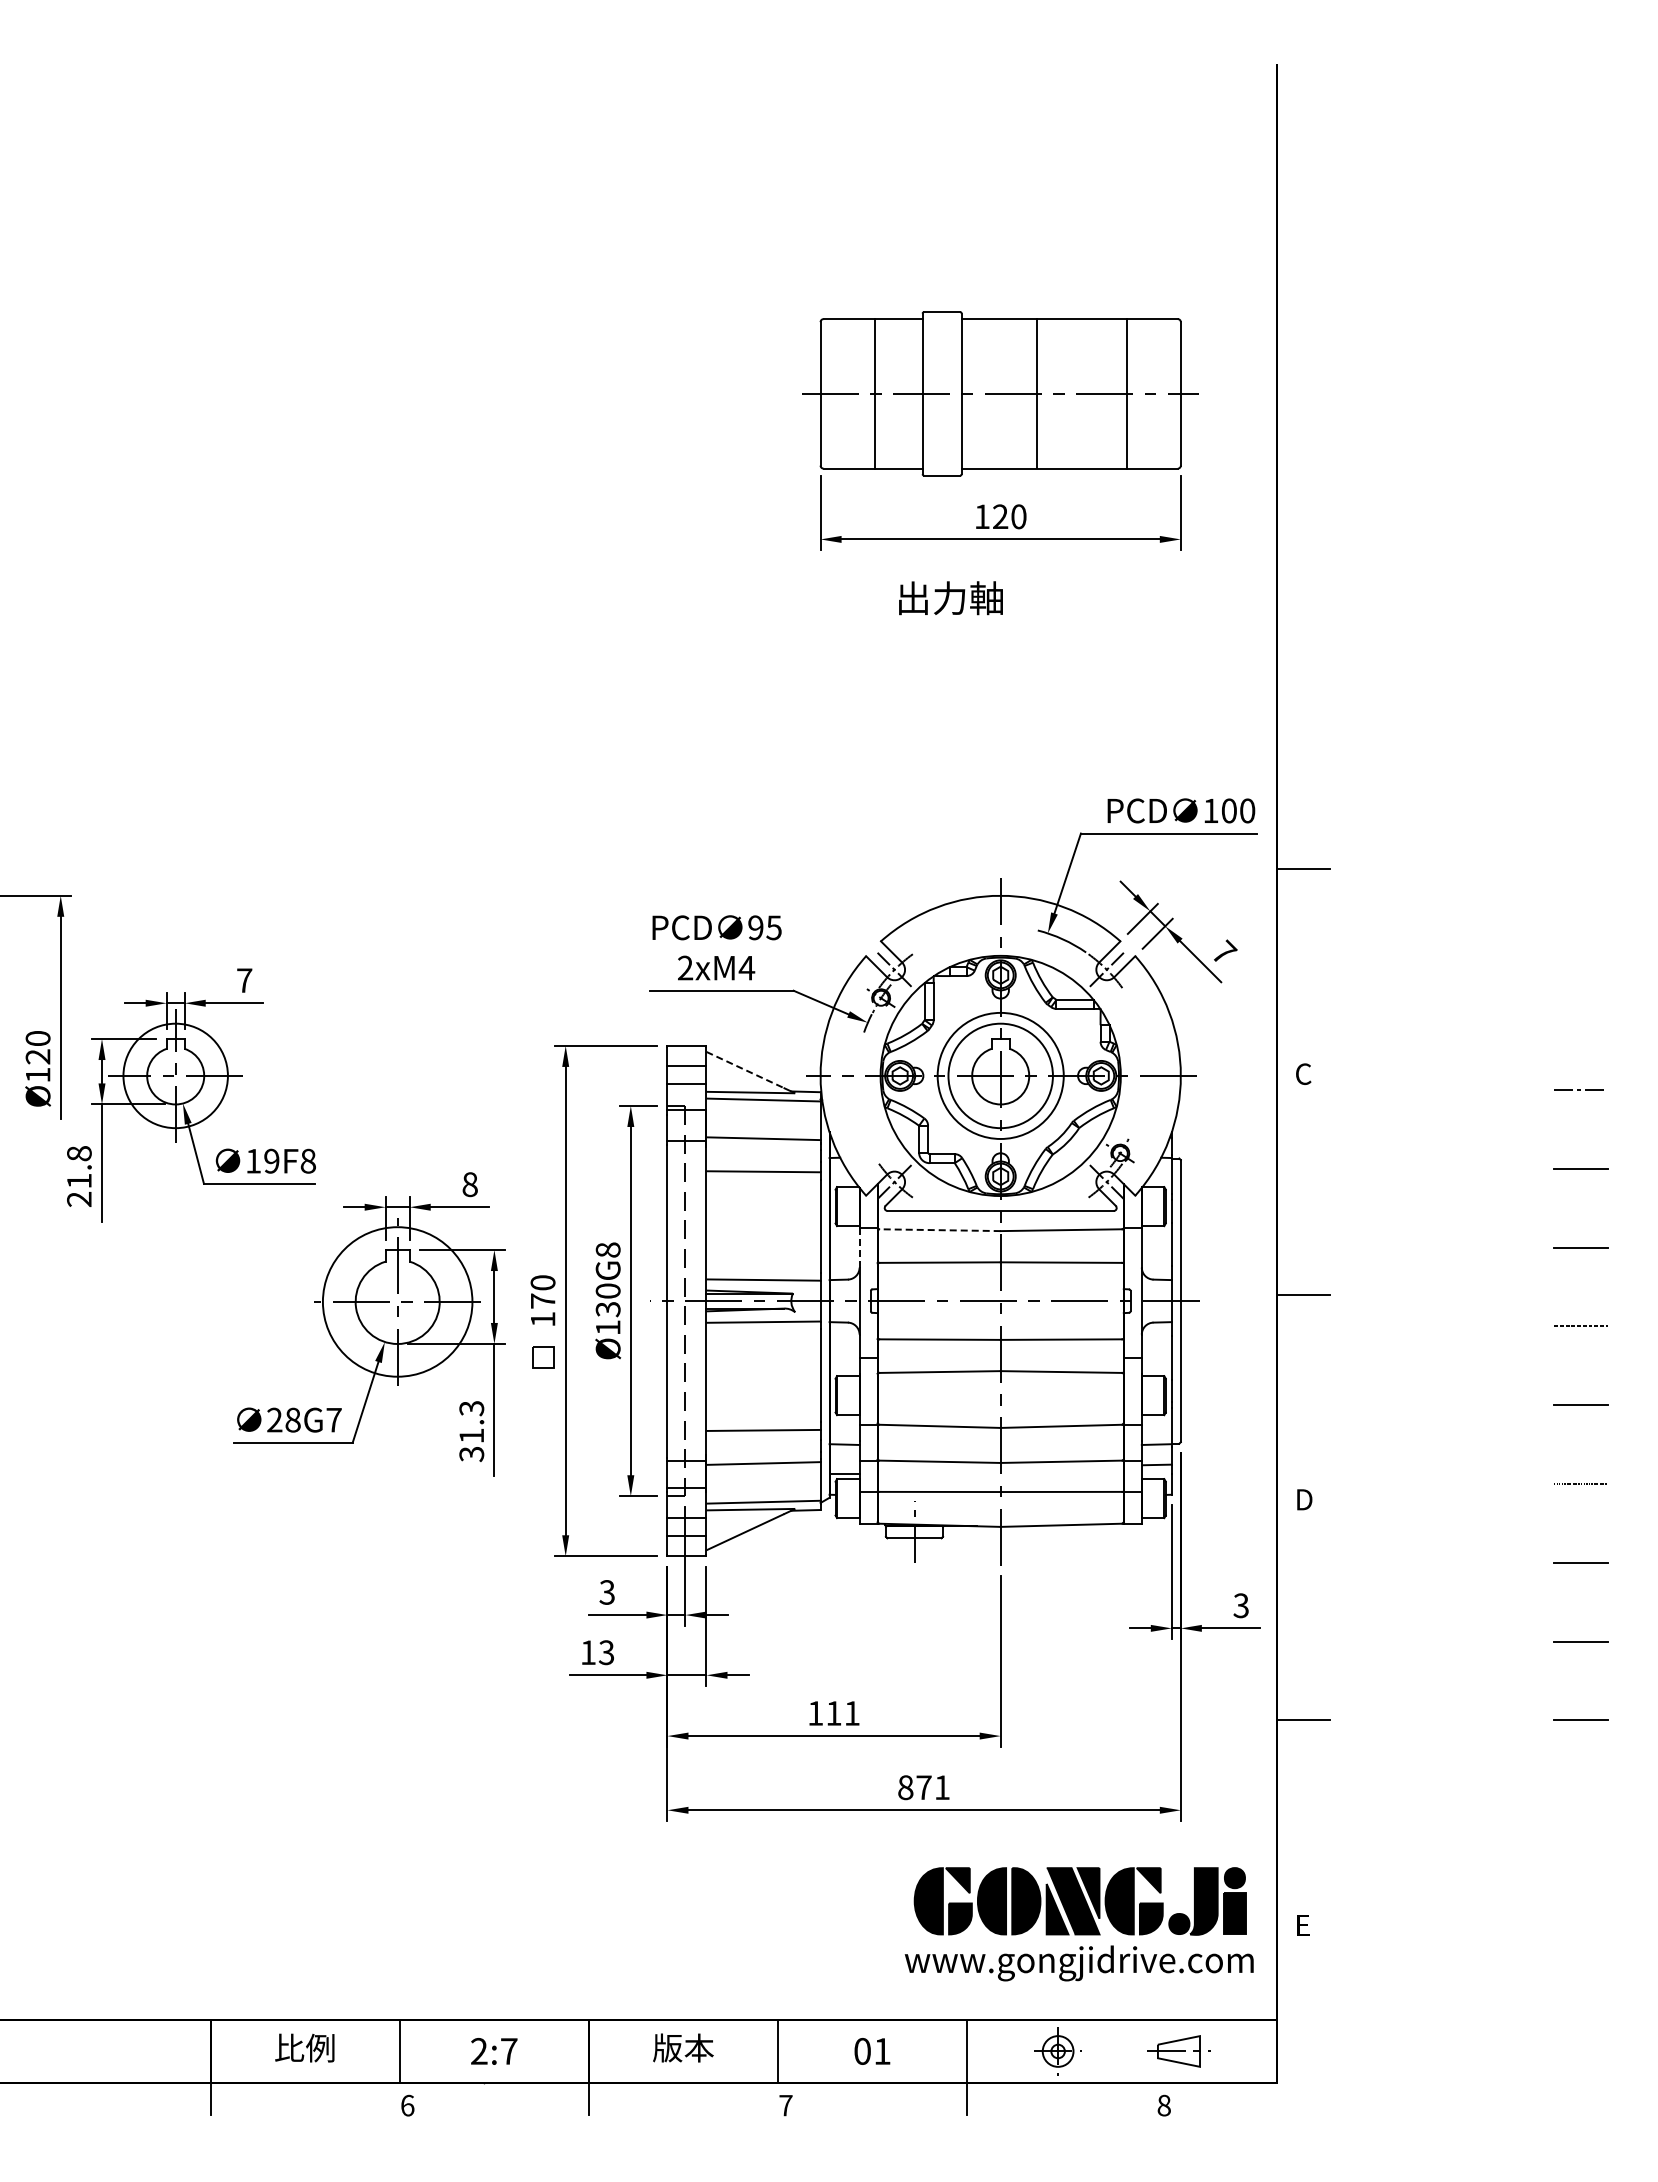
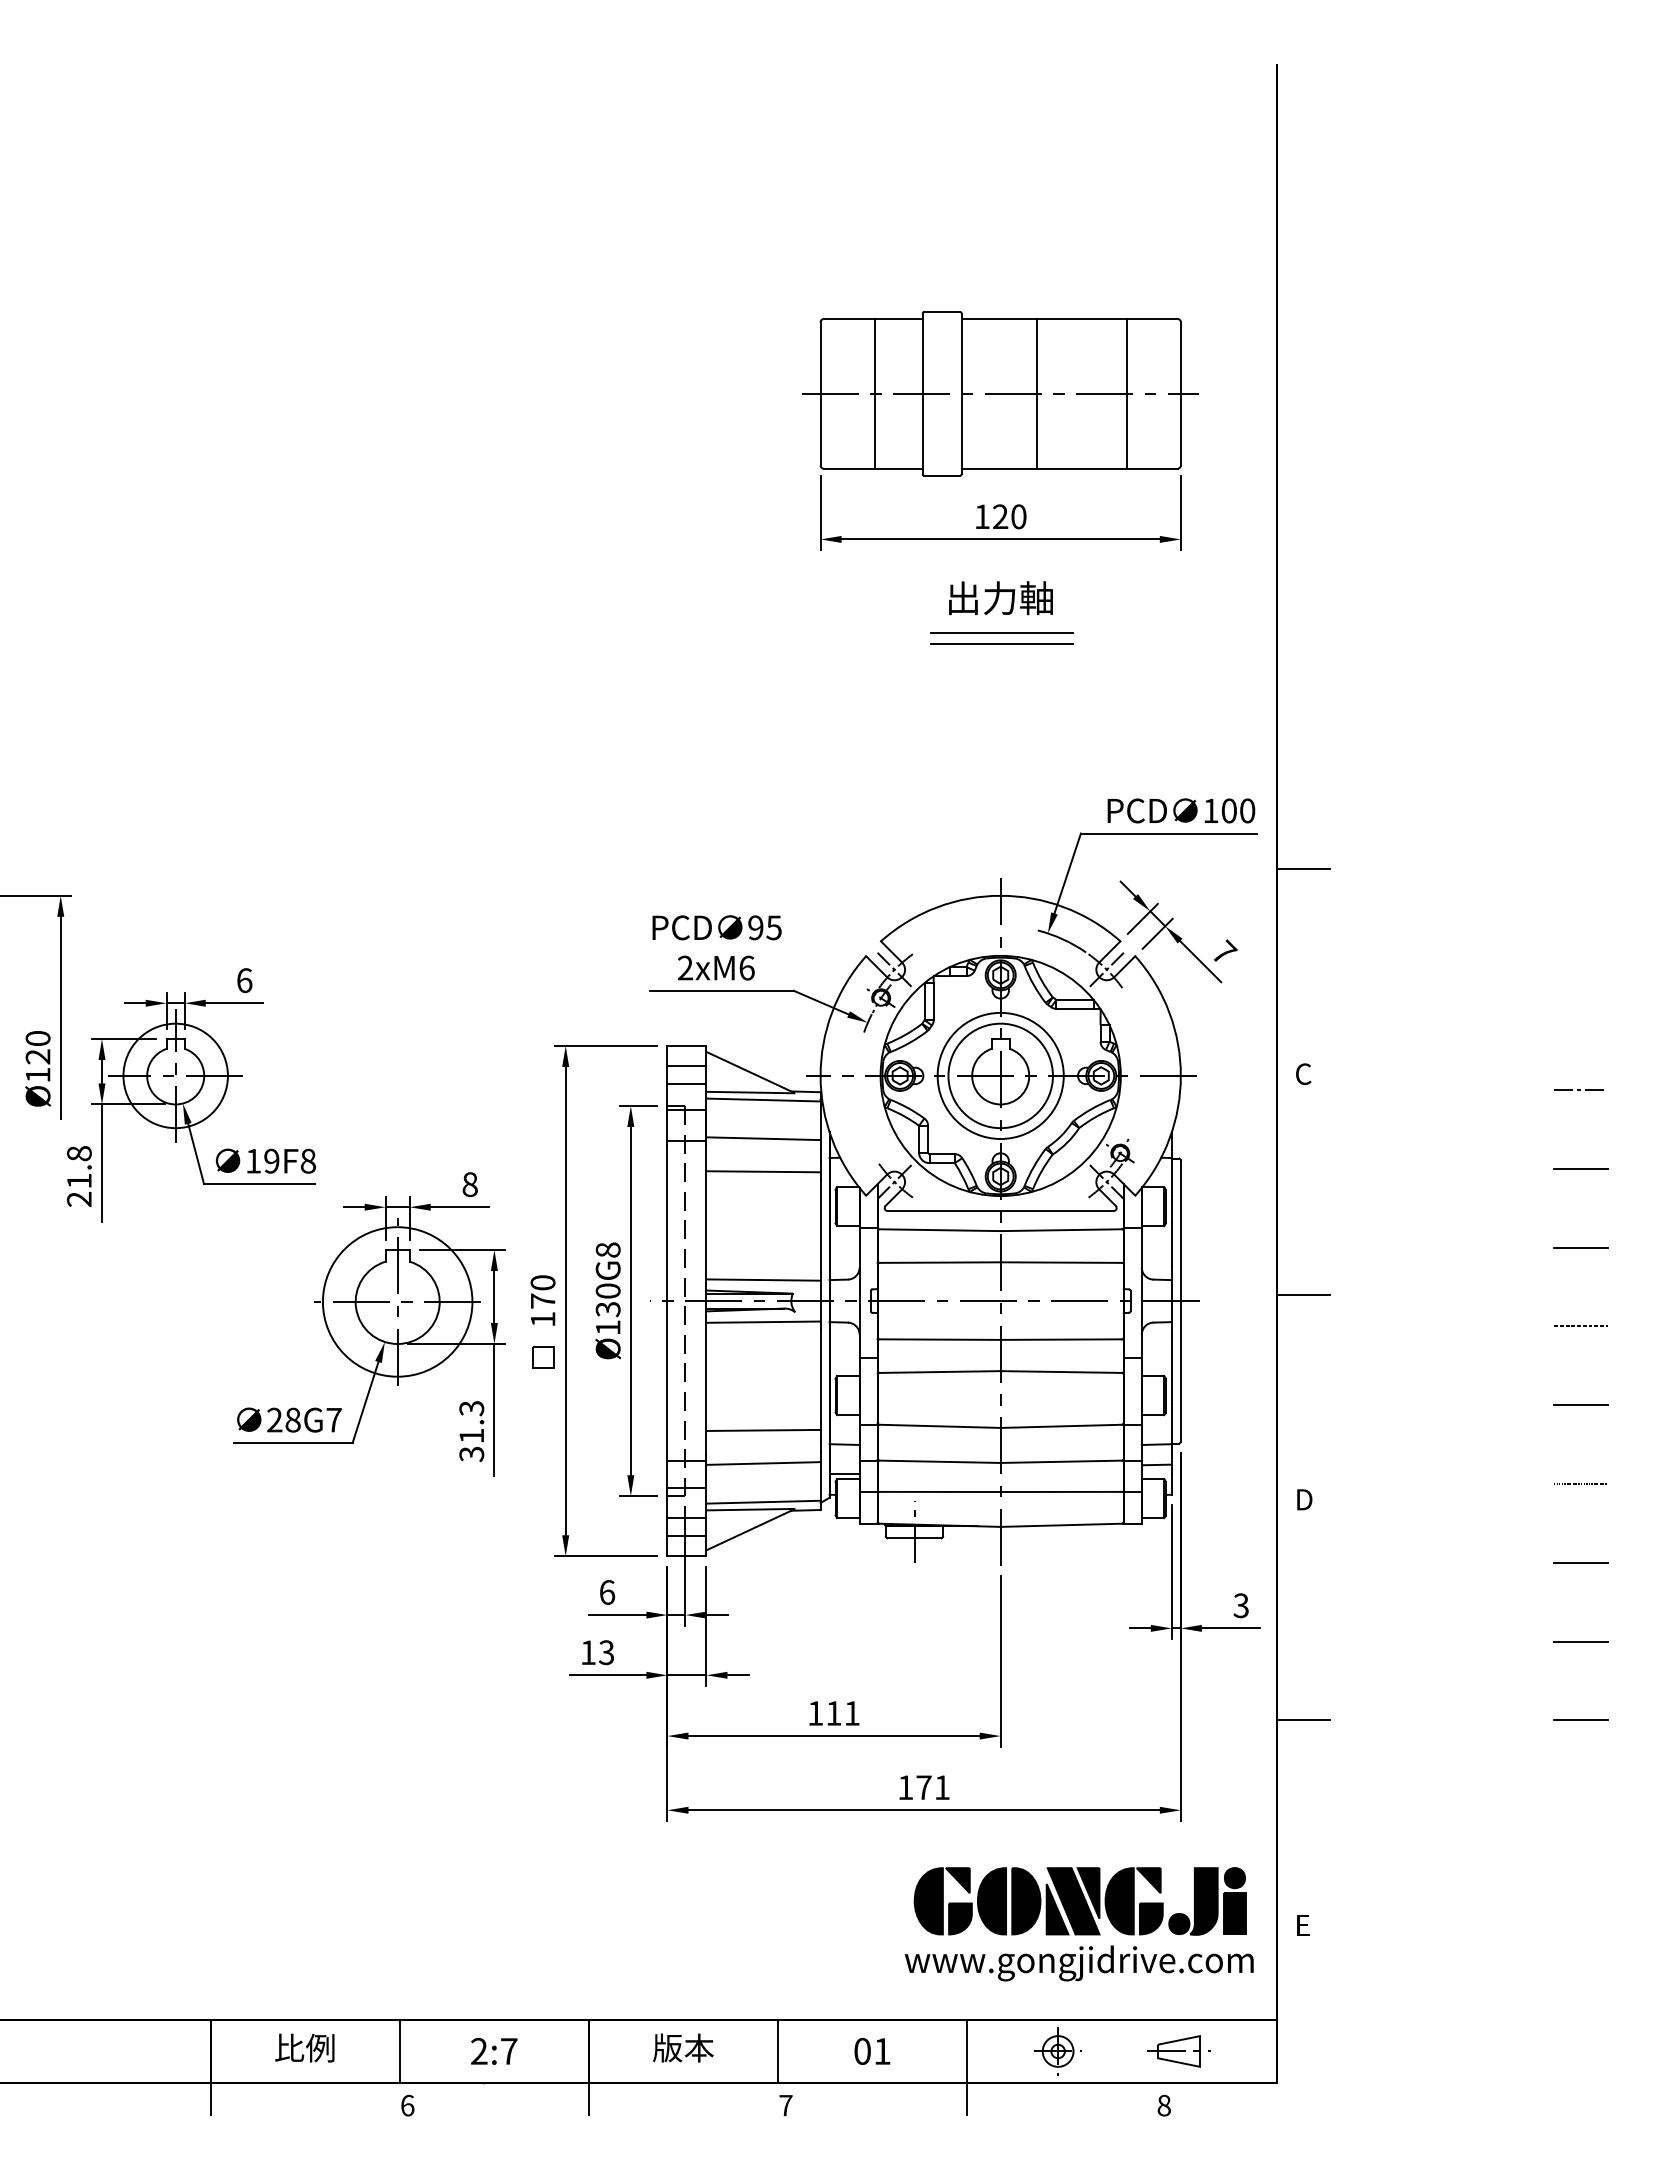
text position: (950, 598) -> (1000, 598) (1000, 598)
line: none -> present (1002, 633)
line: none -> present (1002, 643)
text: 2xM4 -> 2xM6 (746, 967)
text: 7 -> 6 (244, 980)
line: dashed -> solid (745, 1069)
line: dashed -> solid (939, 1230)
line: dashed -> solid (859, 1247)
text: 3 -> 6 (607, 1592)
text: 871 -> 171 (905, 1787)
